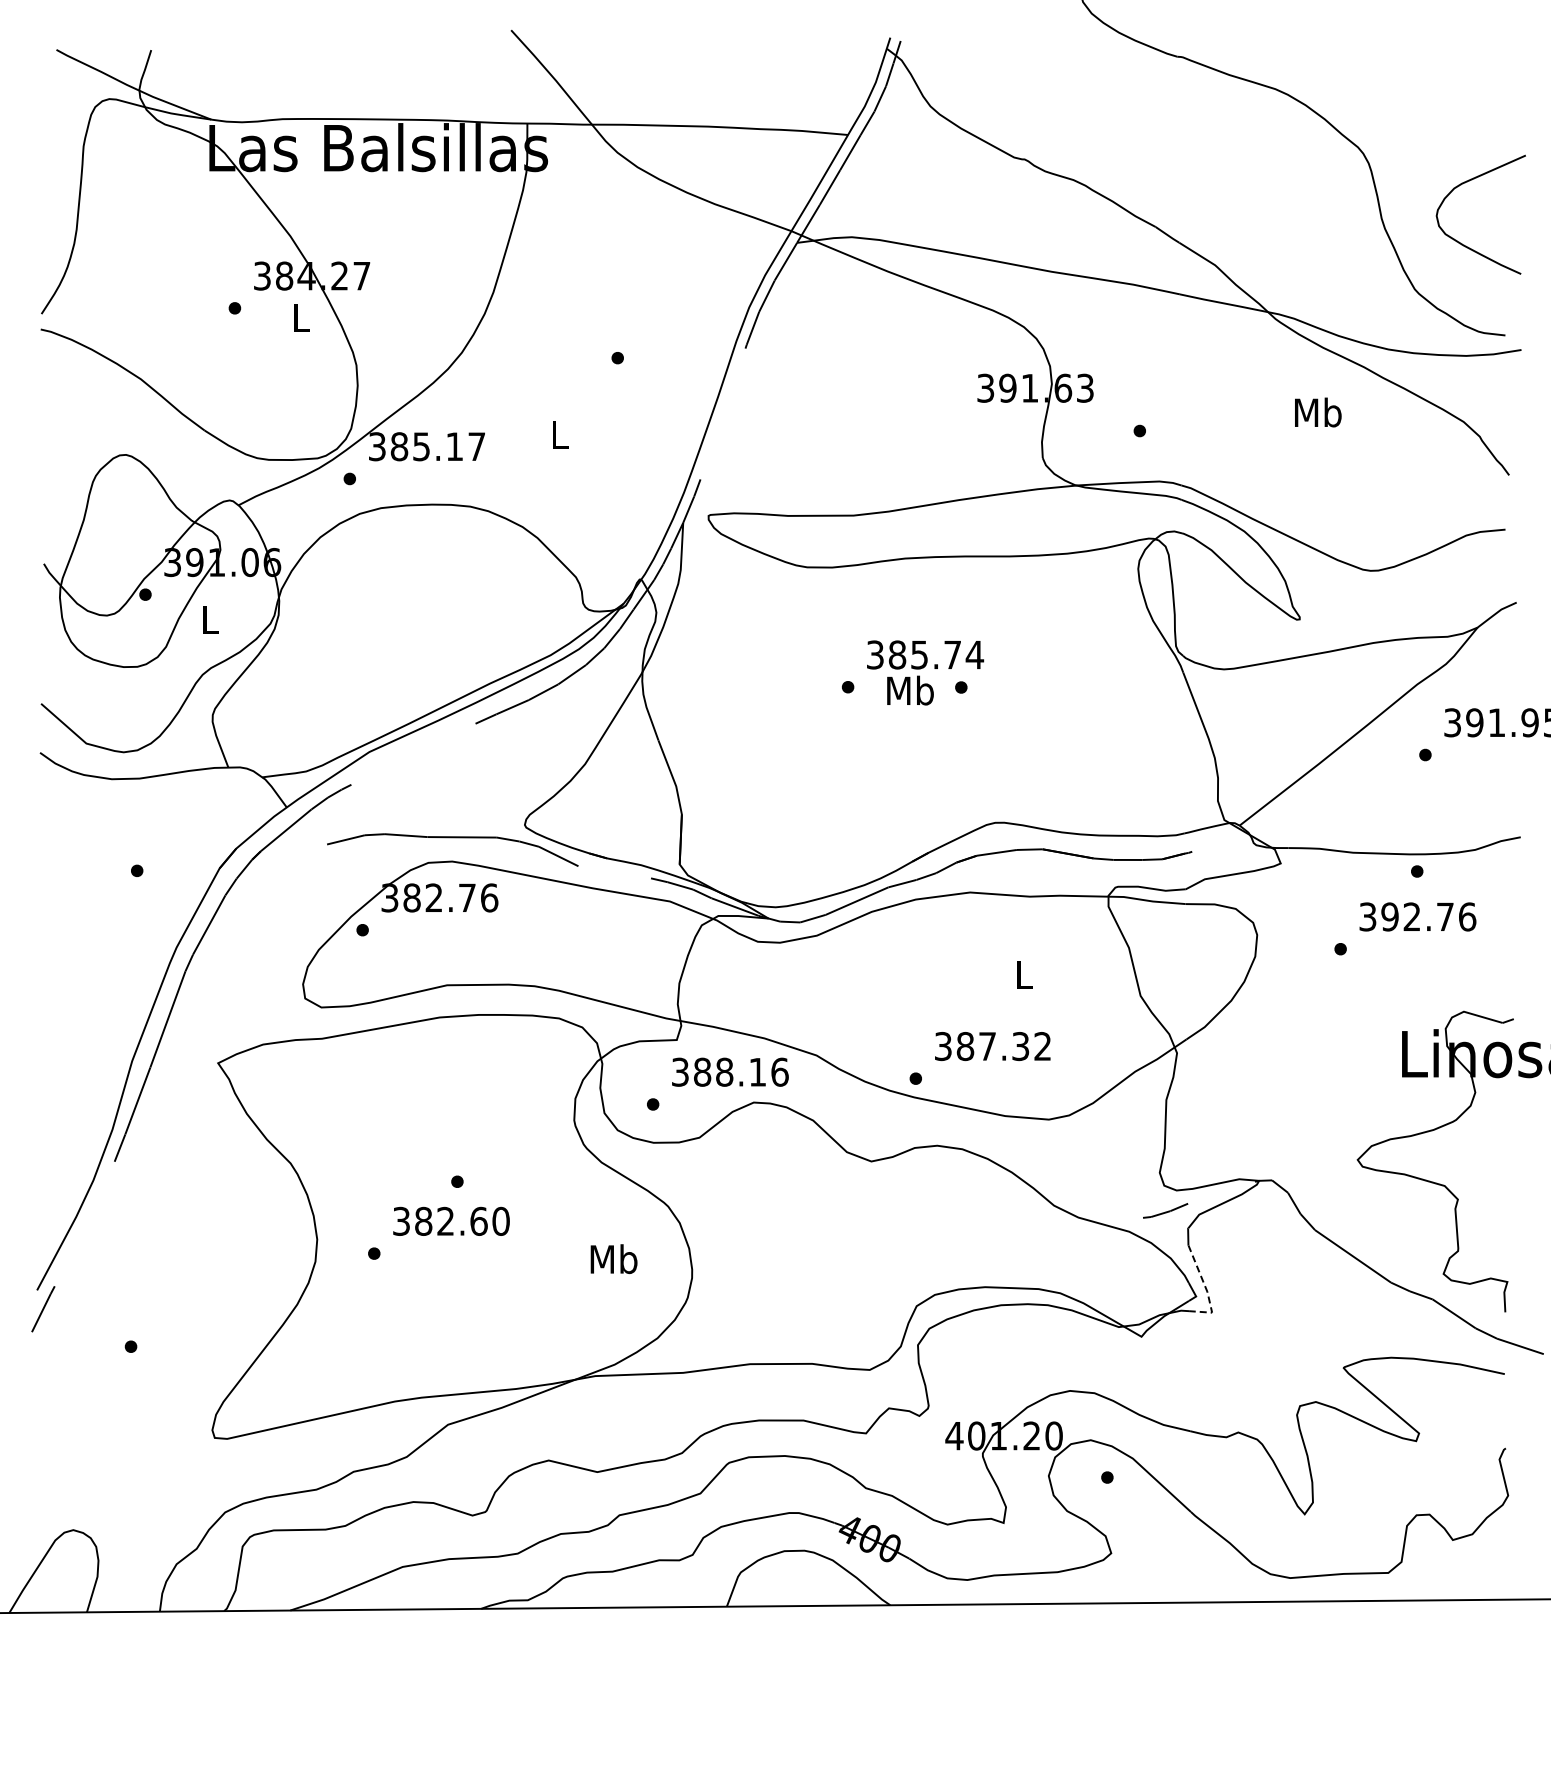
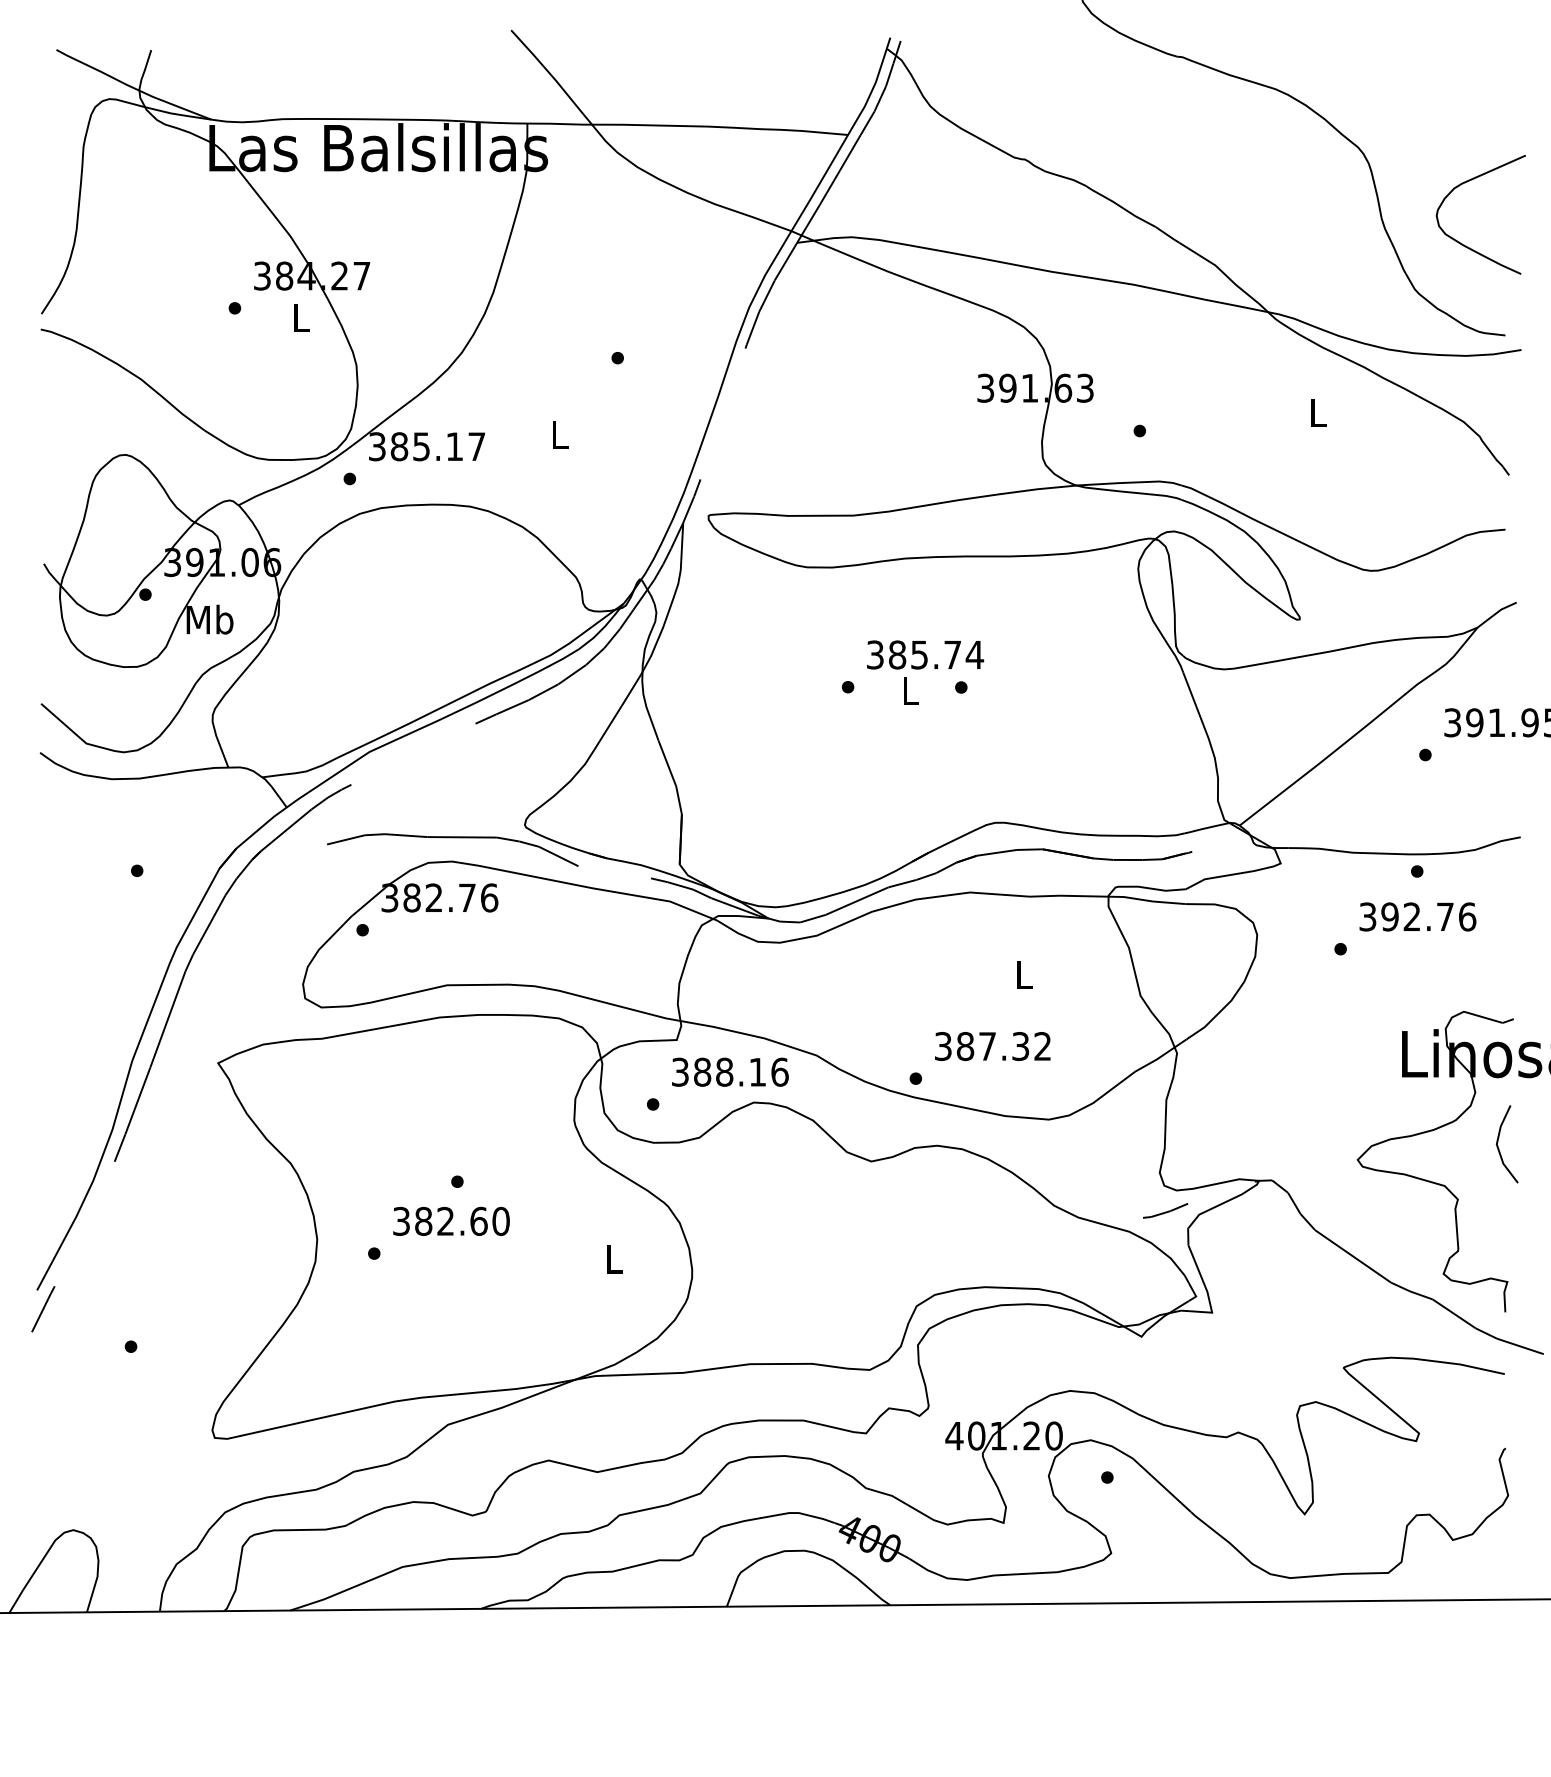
text: Mb -> L (1318, 412)
text: L -> Mb (209, 619)
text: Mb -> L (910, 690)
line: none -> present (1498, 1145)
text: Mb -> L (613, 1259)
line: dashed -> solid (1207, 1291)
